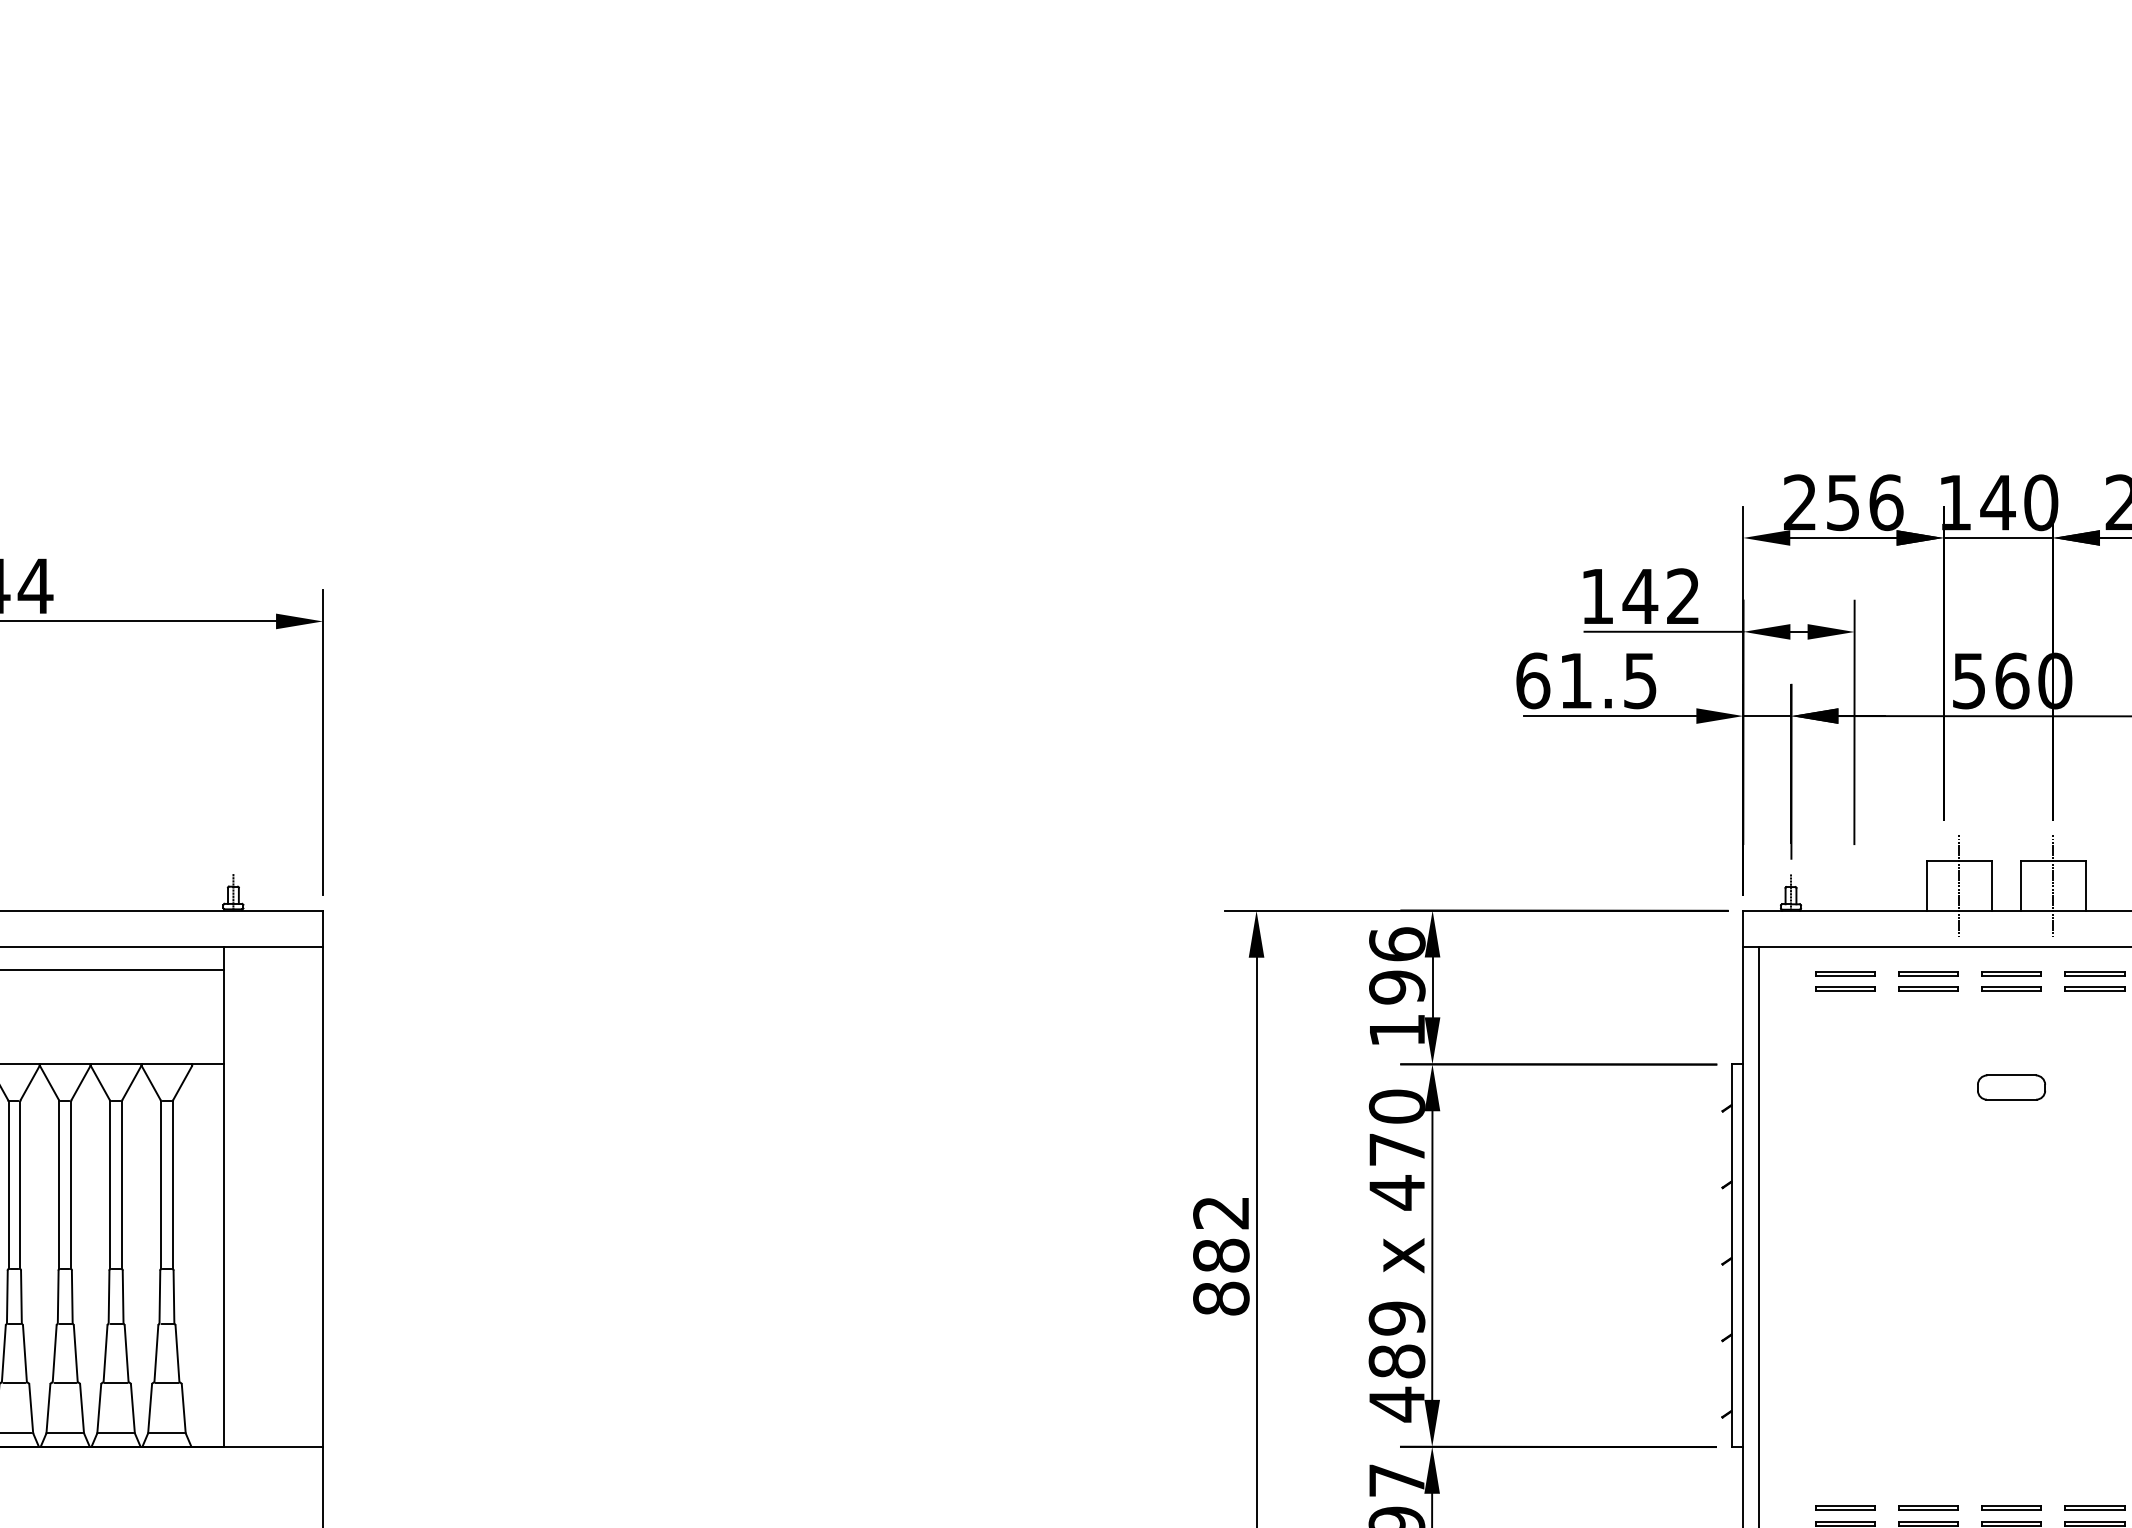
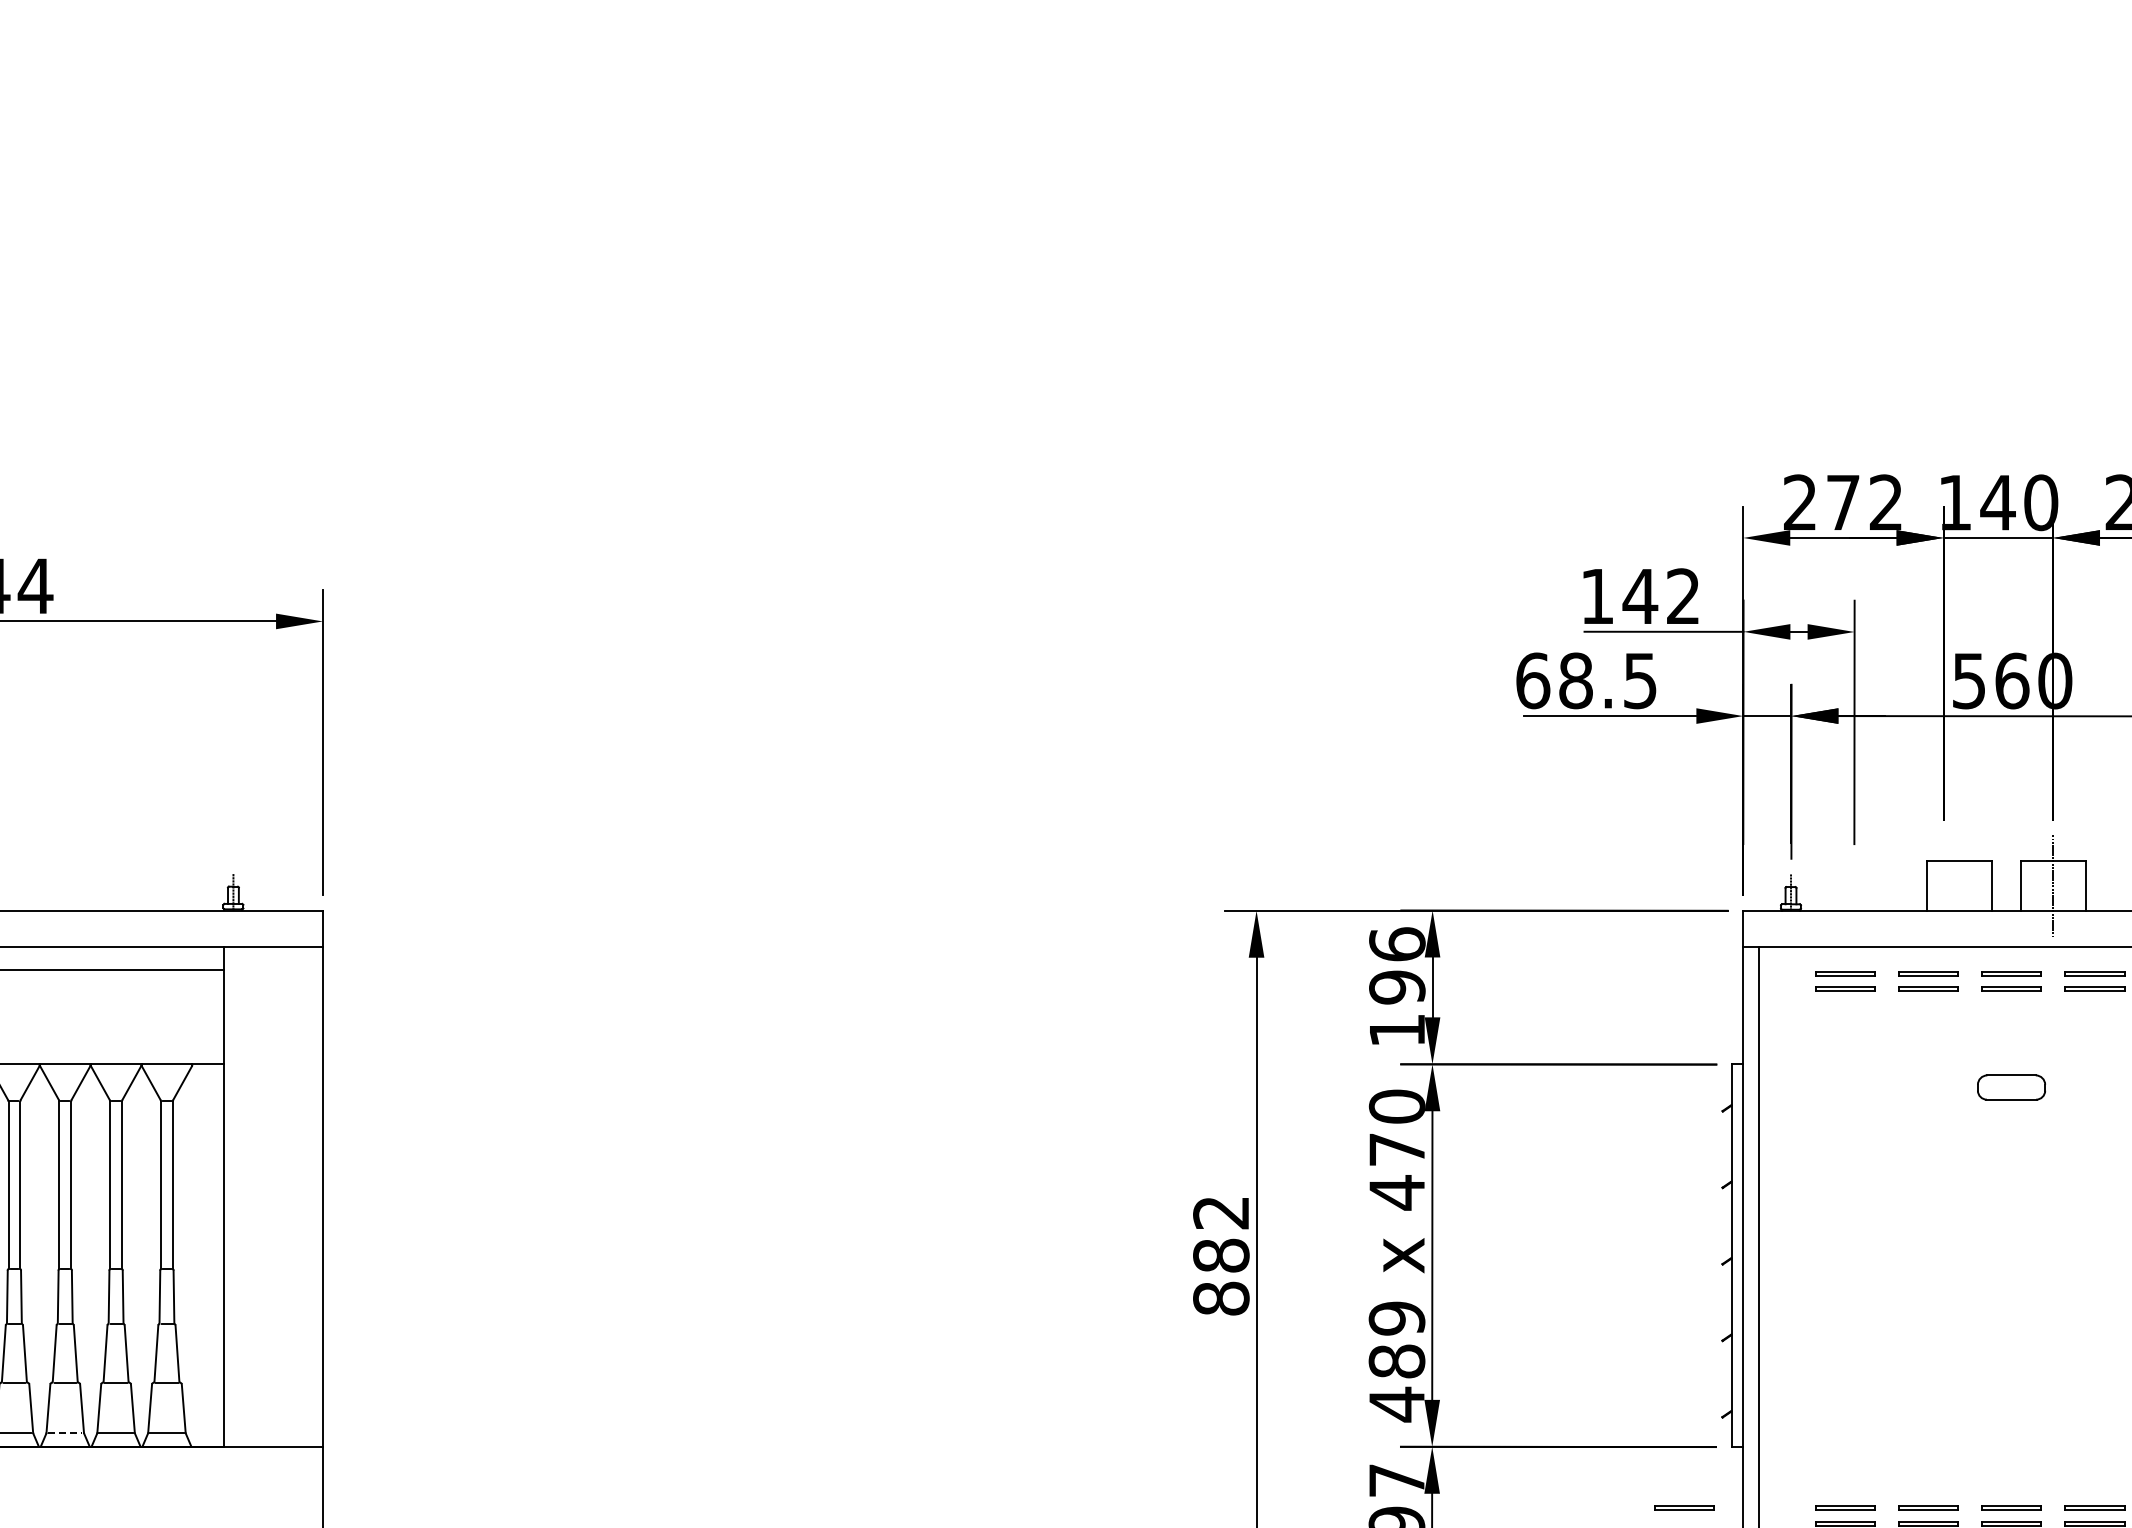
text: 256 -> 272 (1865, 502)
text: 61.5 -> 68.5 (1575, 680)
line: present -> none (1959, 885)
line: solid -> dashed (65, 1433)
part: none -> present (1684, 1507)
